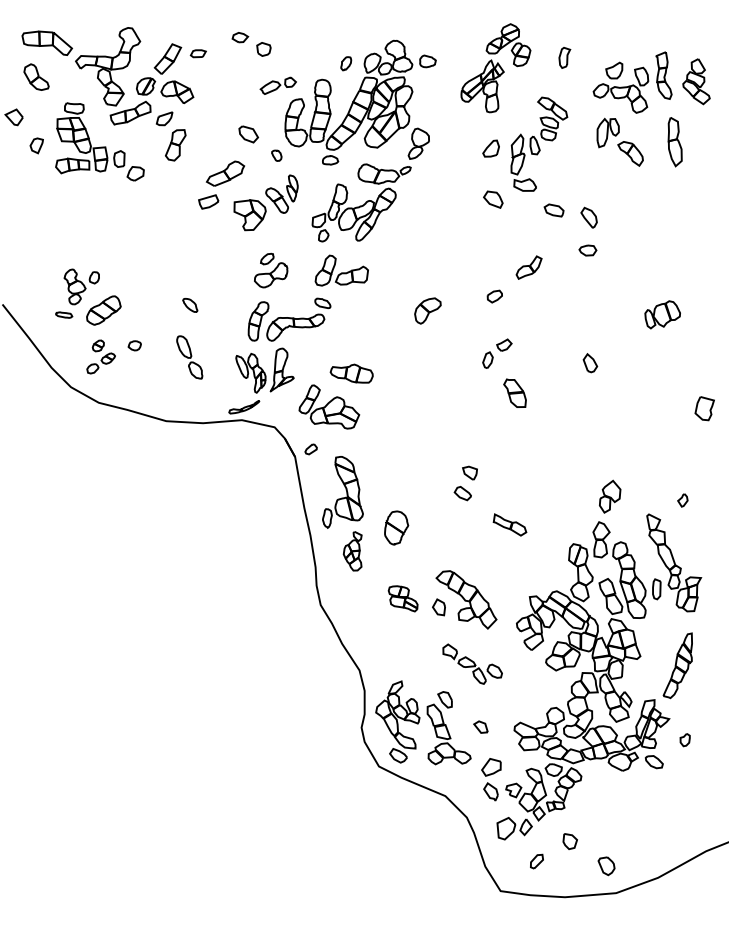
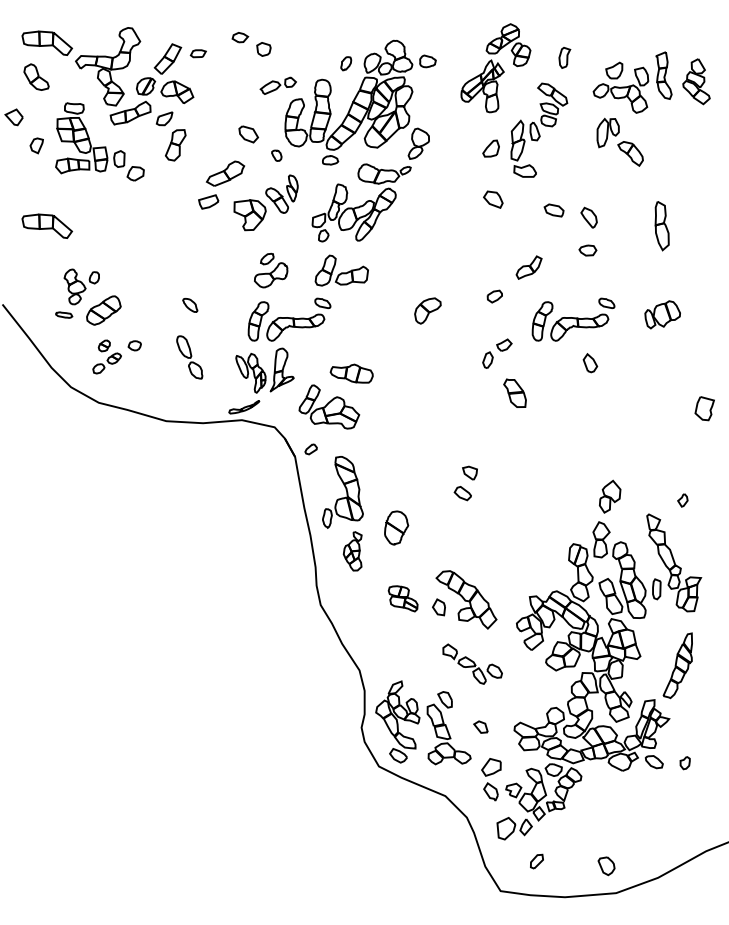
part position: (674, 142) -> (661, 226) (661, 226)
part position: (539, 143) -> (539, 129) (539, 129)
part: none -> present (47, 225)
part: none -> present (573, 319)
part position: (100, 356) -> (106, 356) (106, 356)
part: present -> none (509, 524)
part position: (684, 740) -> (684, 763) (684, 763)
part: present -> none (569, 841)
